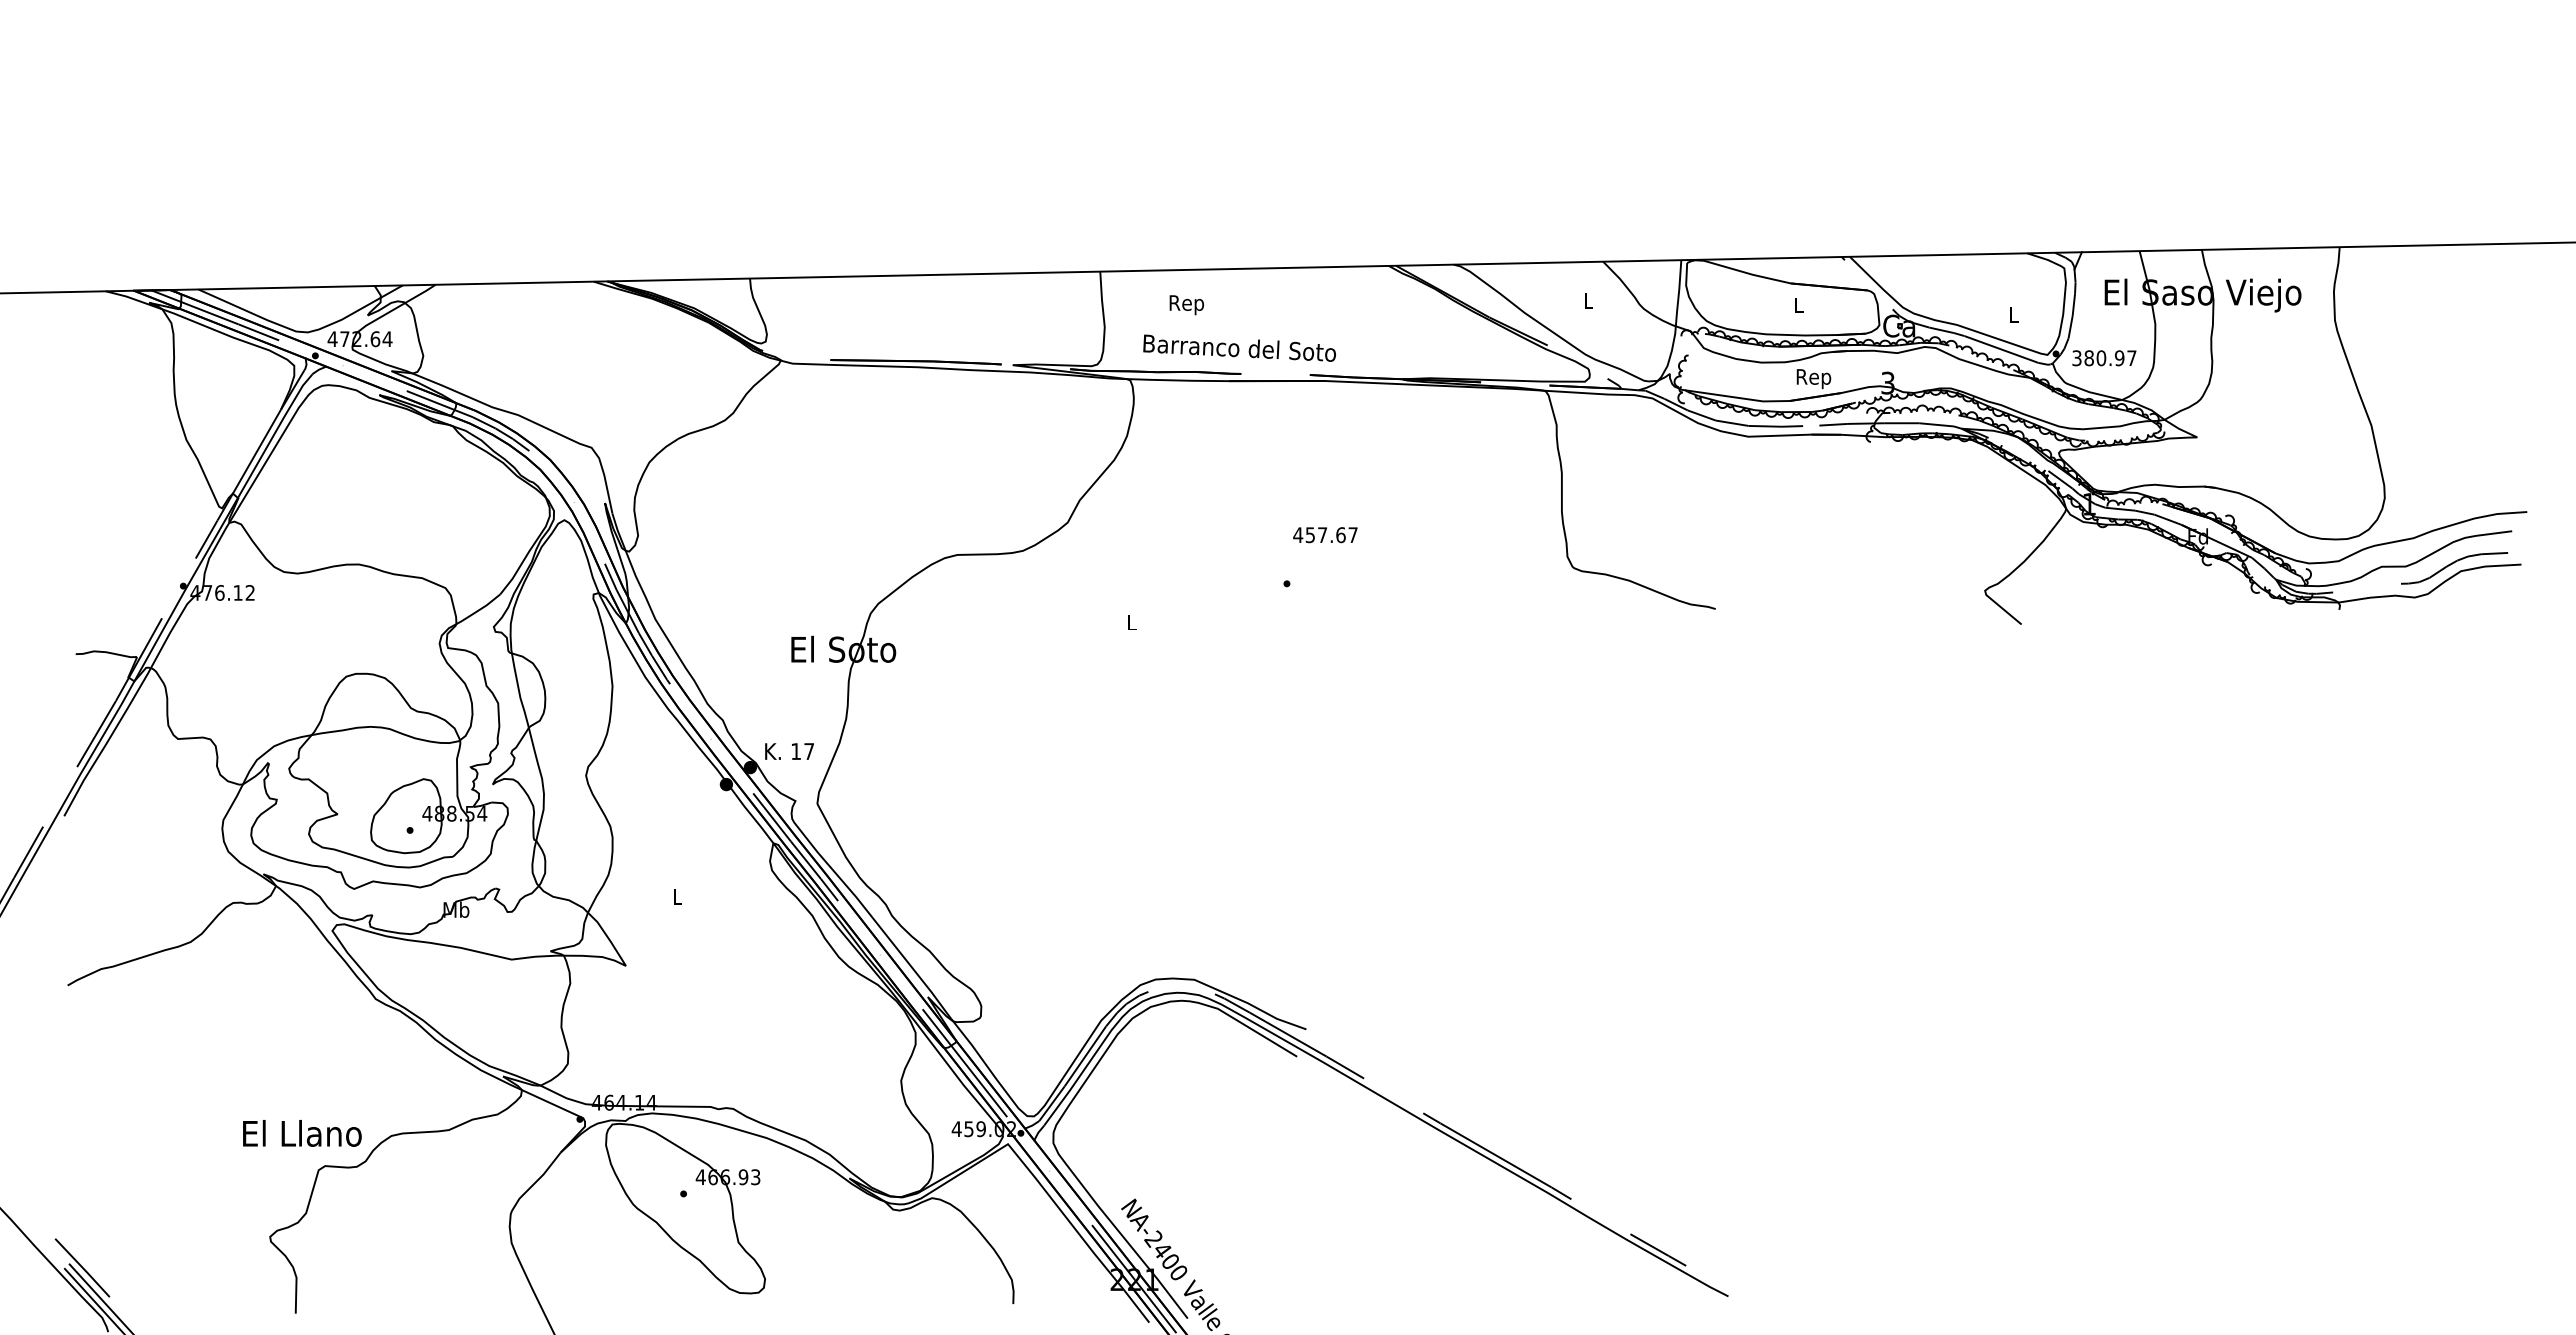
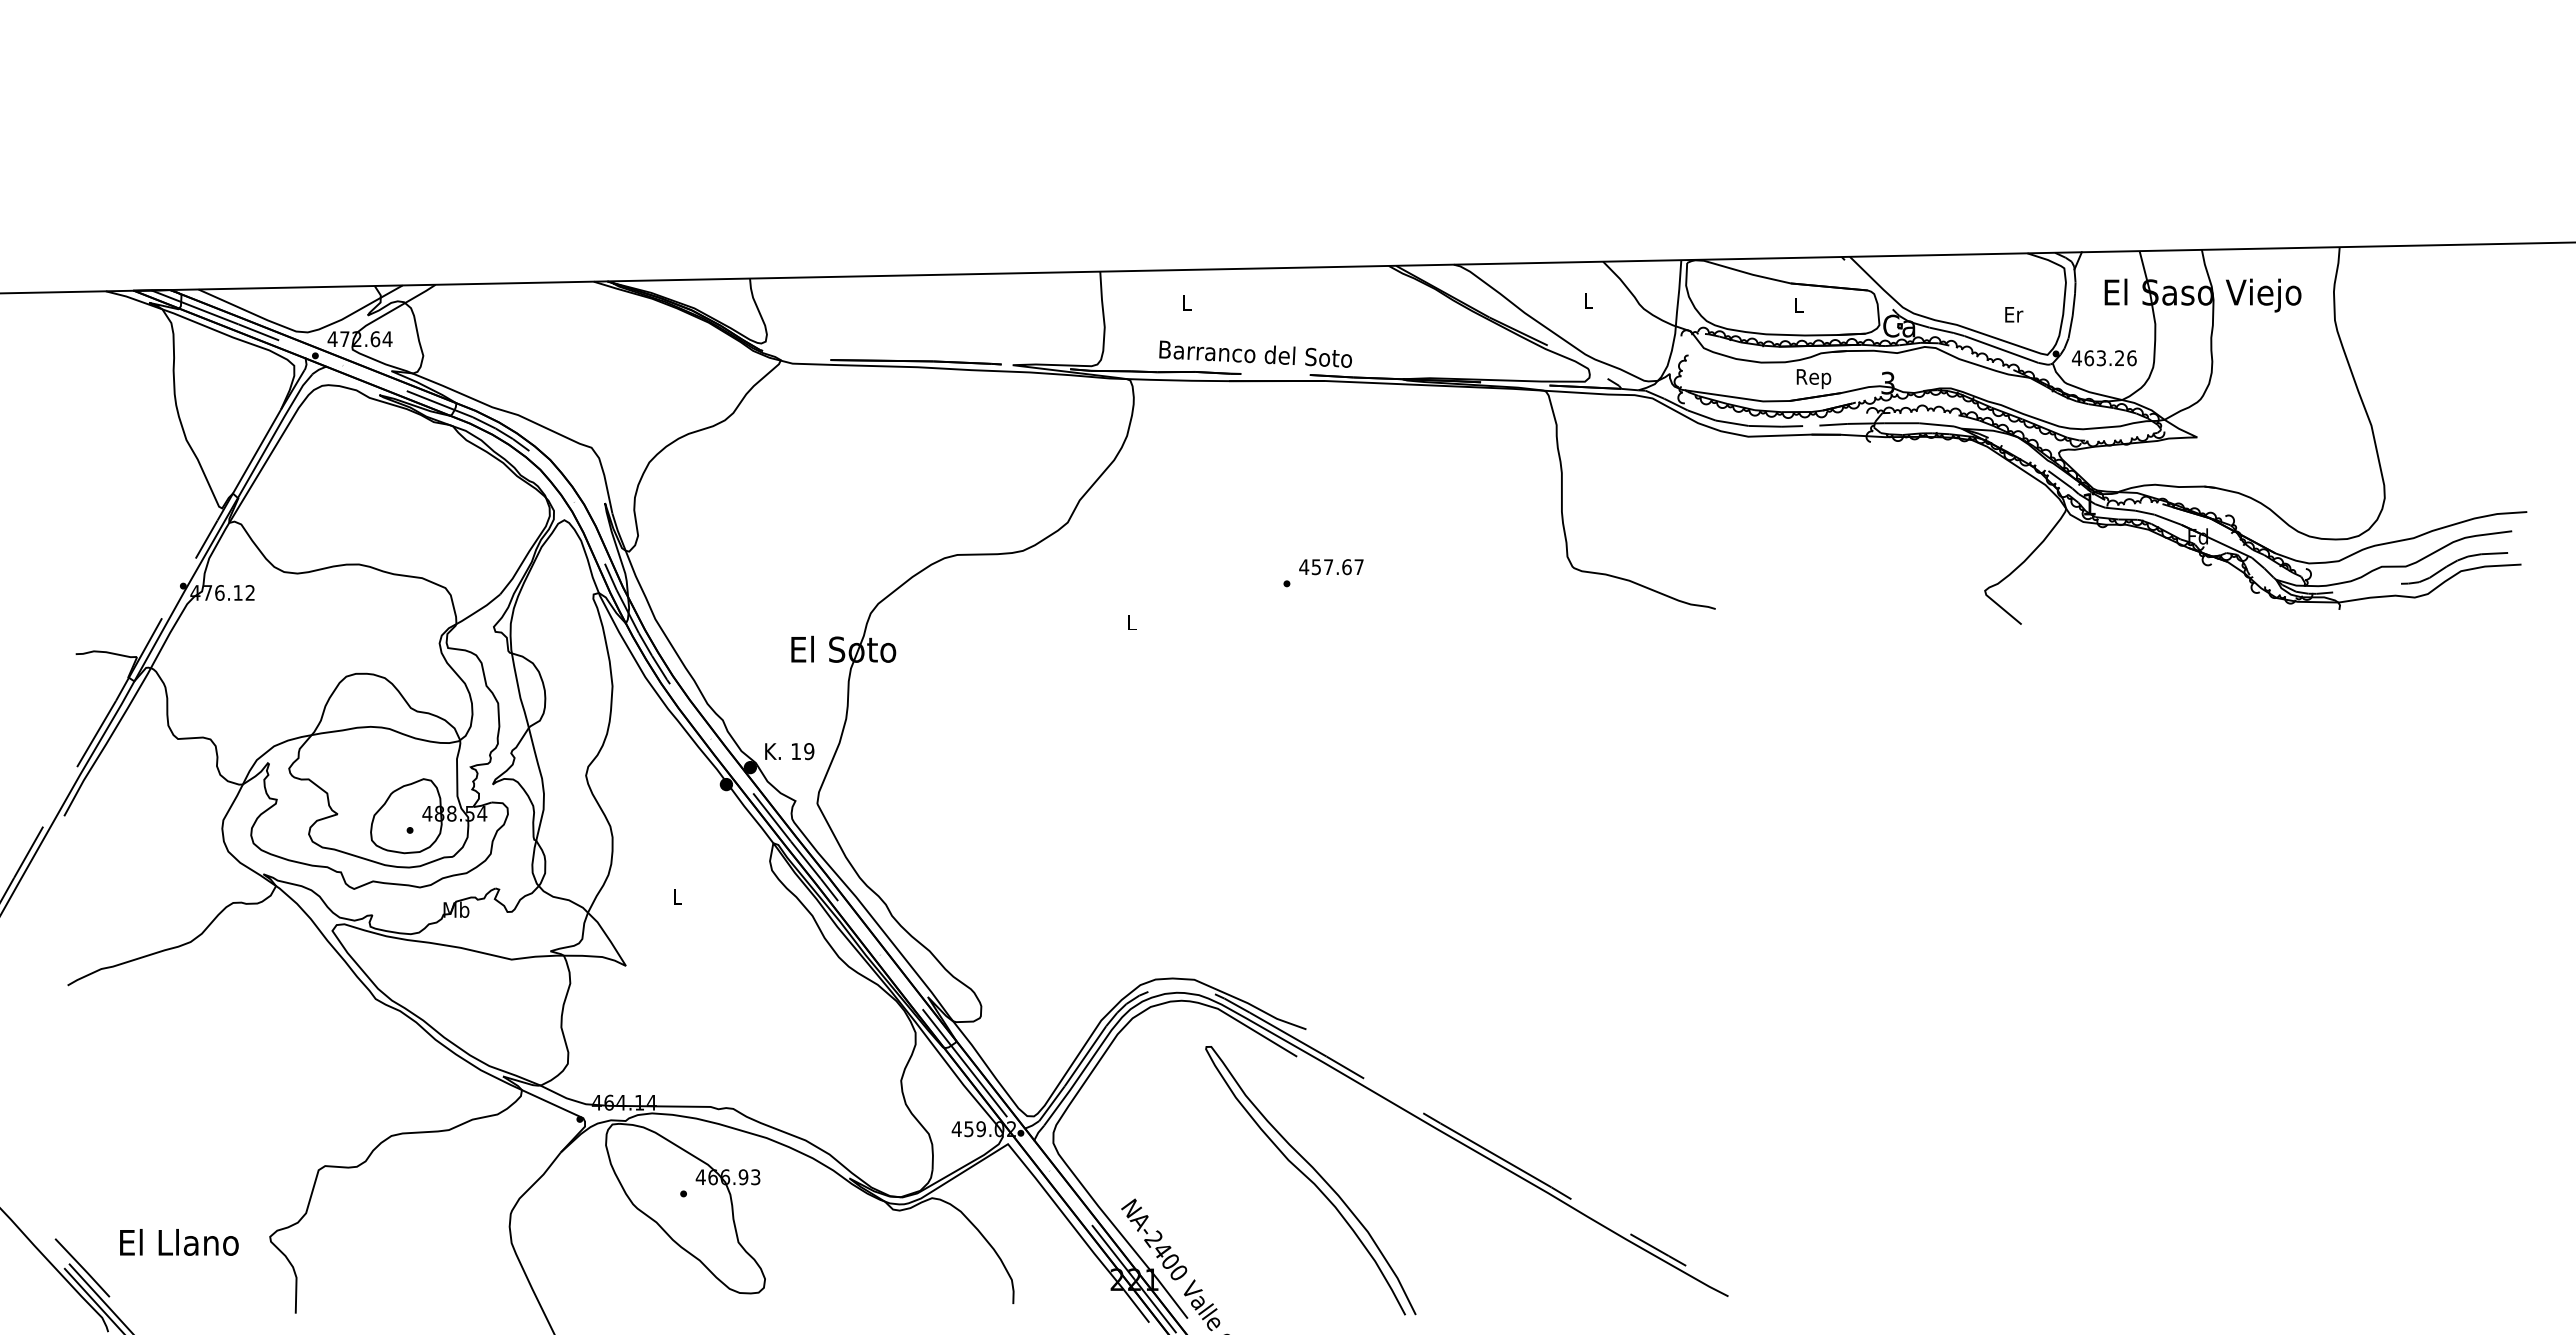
text: Rep -> L (1186, 305)
text: L -> Er (2014, 314)
text position: (1239, 347) -> (1255, 353) (1255, 353)
text: 380.97 -> 463.26 (2103, 358)
text position: (1325, 535) -> (1331, 567) (1331, 567)
text: 17 -> 19 (809, 751)
text position: (302, 1133) -> (179, 1242) (179, 1242)
curve: none -> present (1310, 1180)
